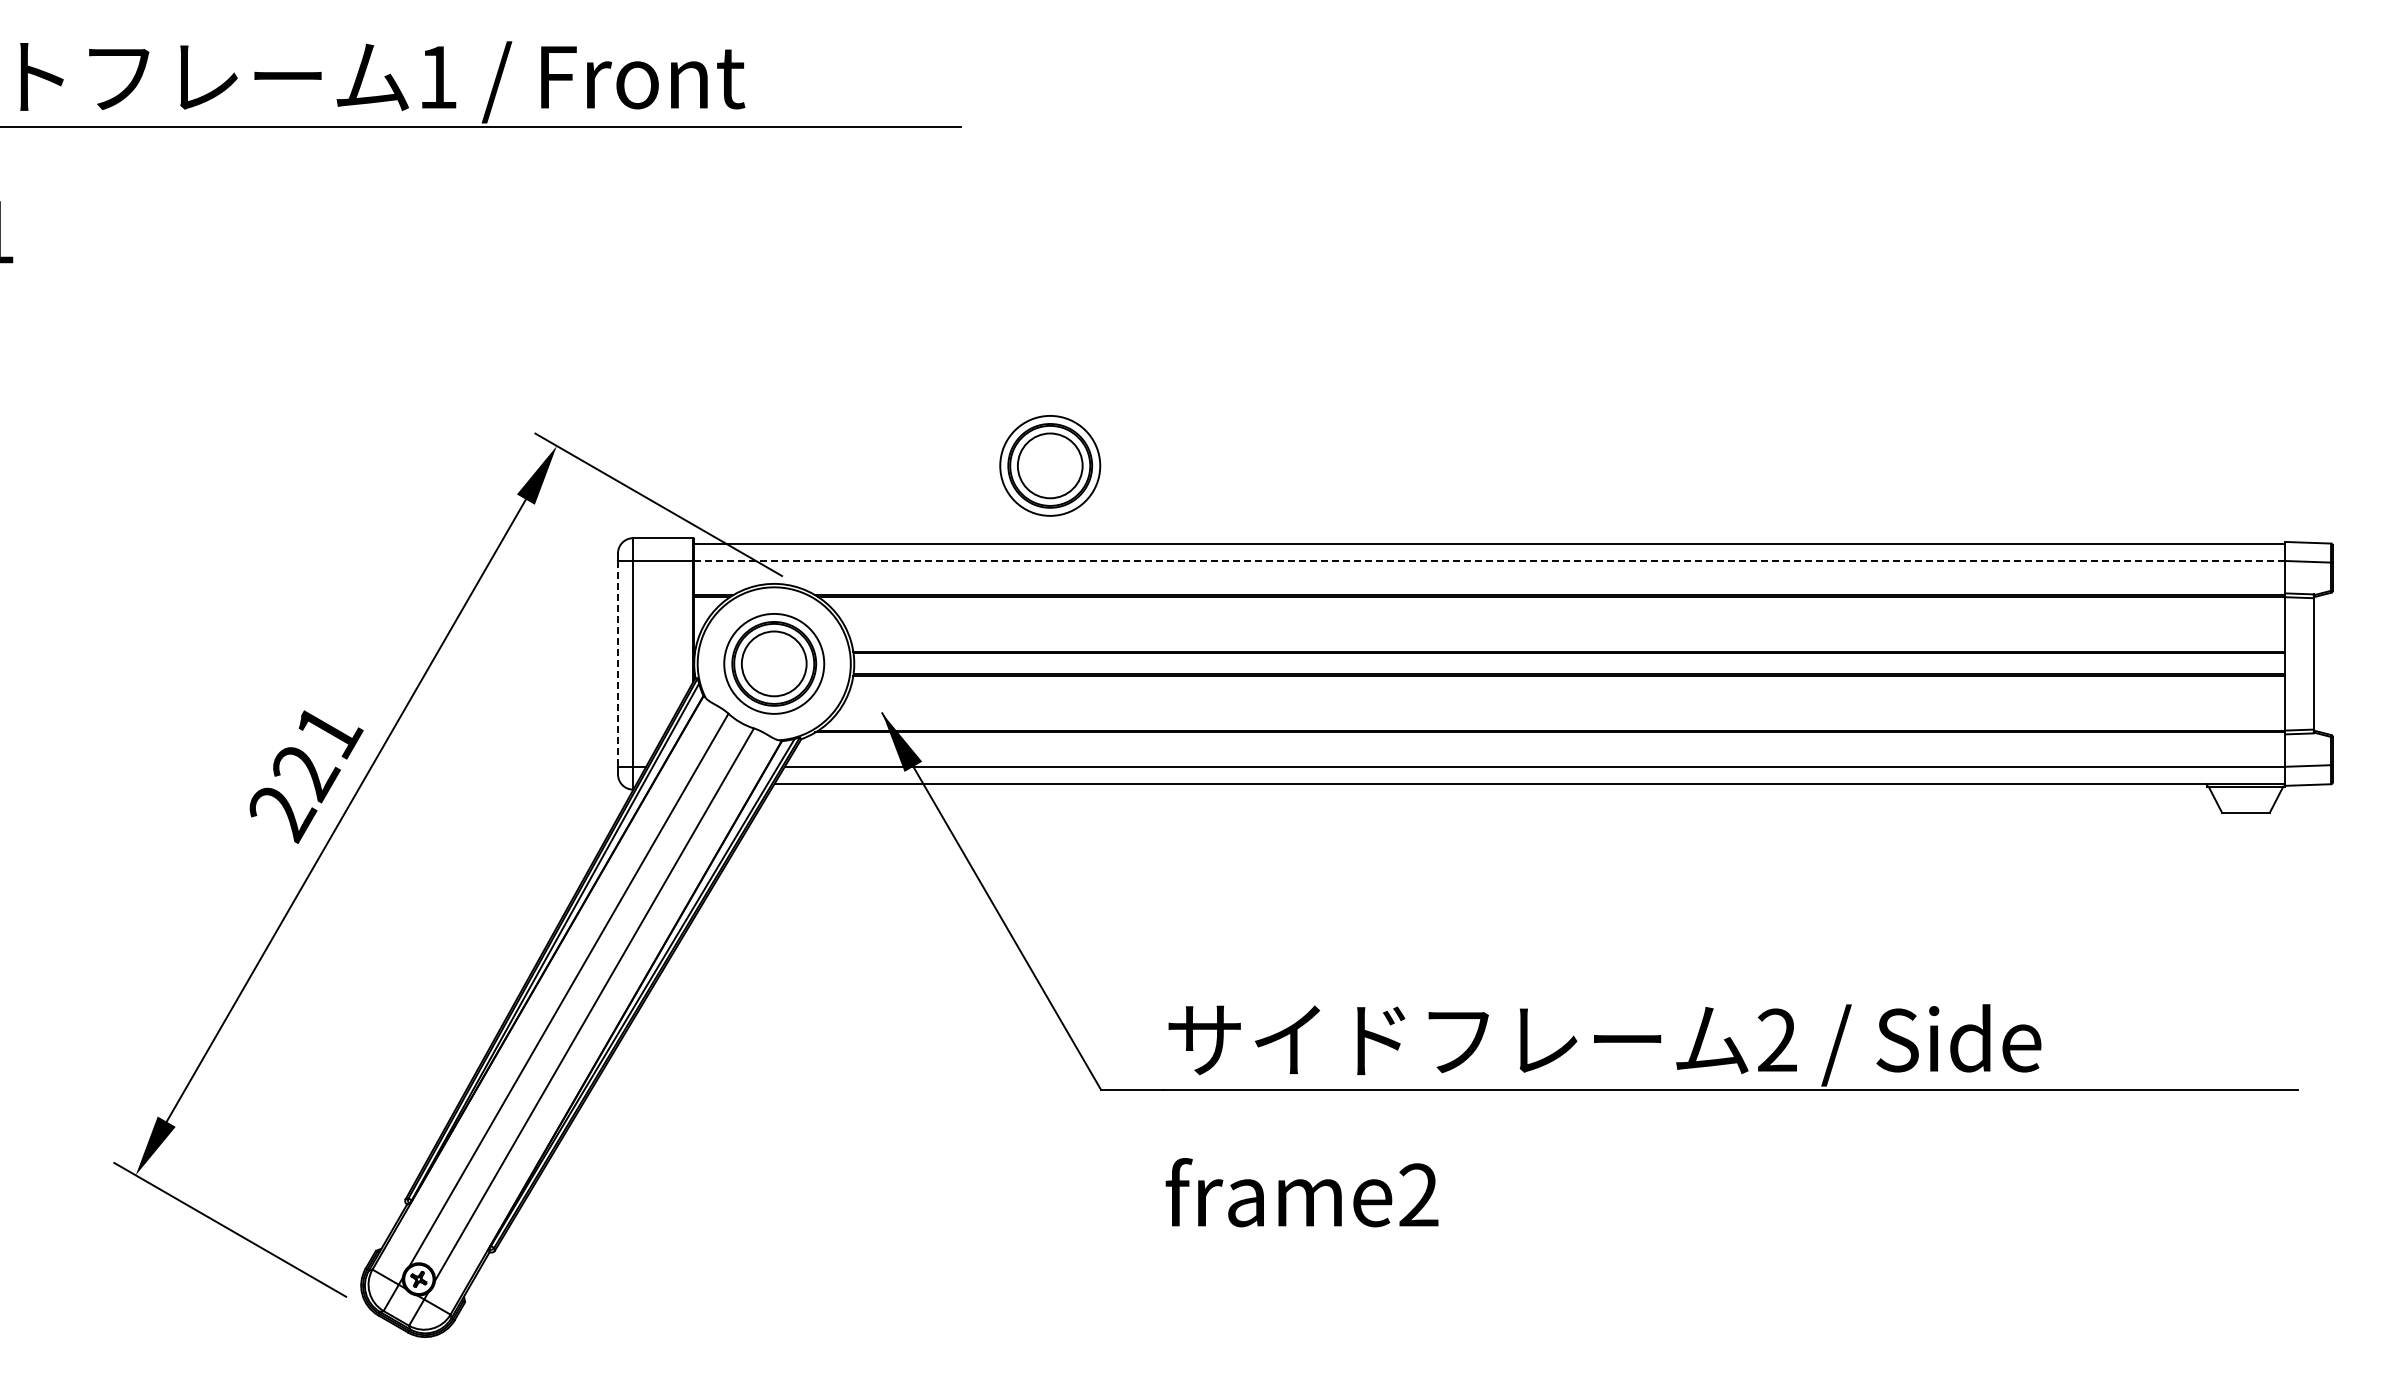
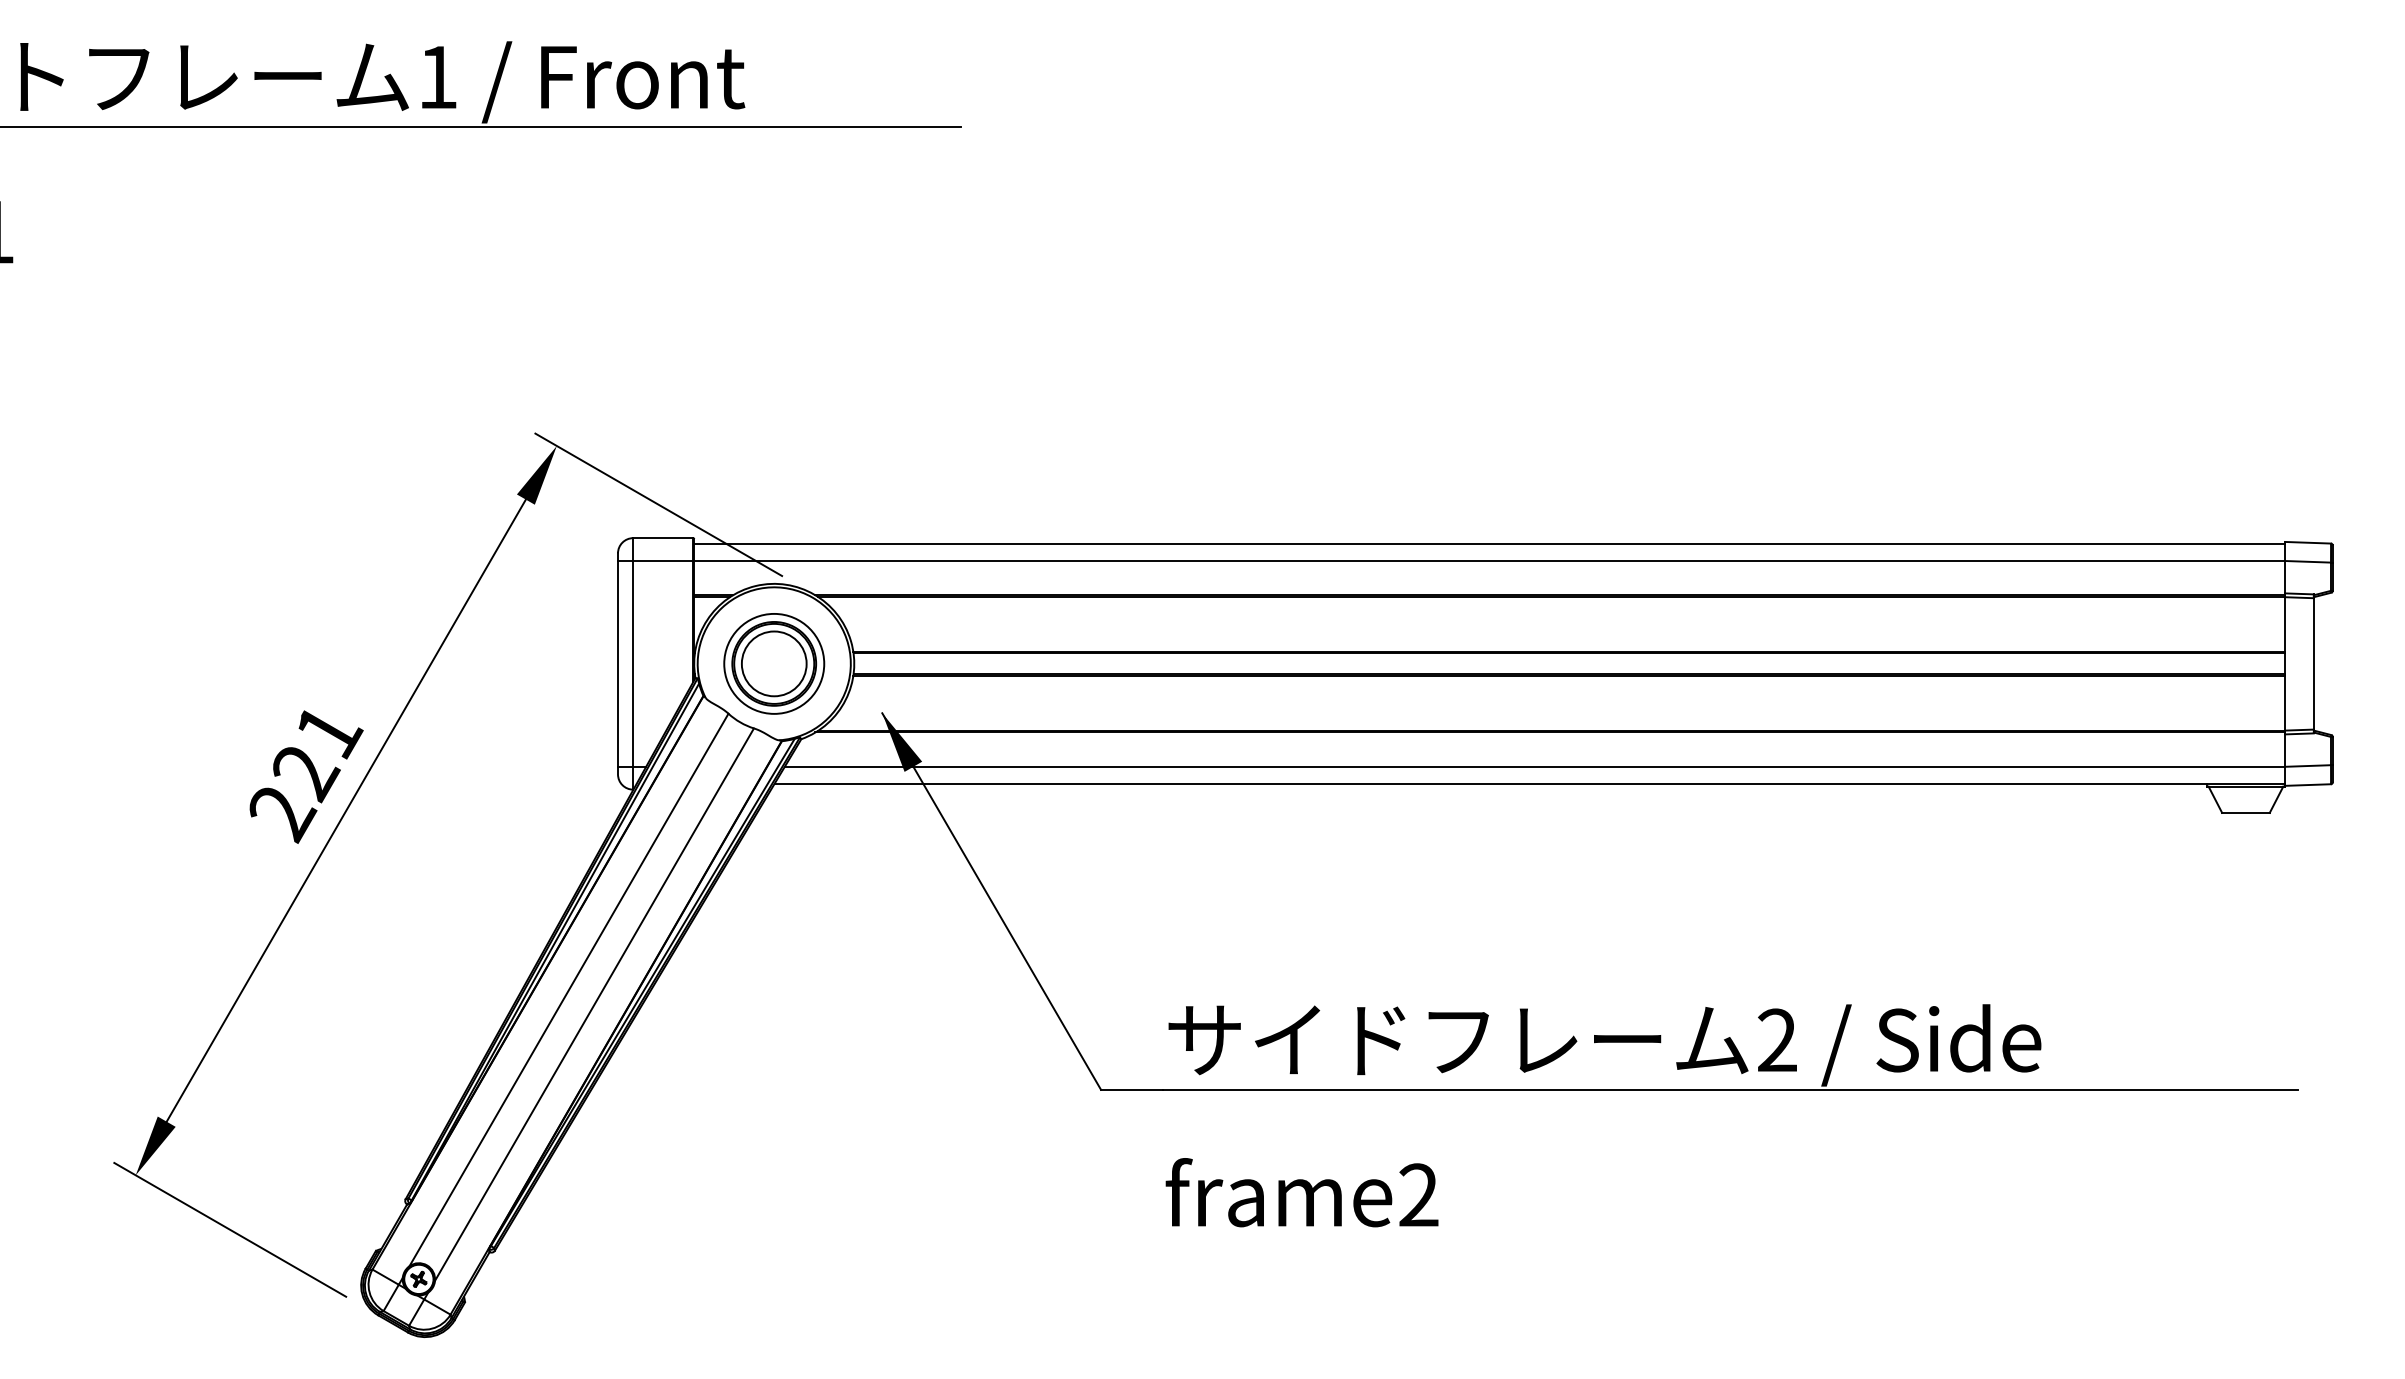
part: present -> none (1050, 465)
line: dashed -> solid (1490, 561)
line: dashed -> solid (618, 663)
